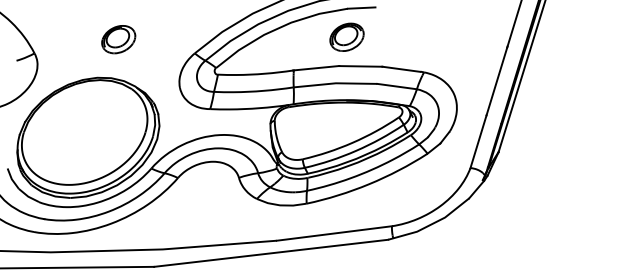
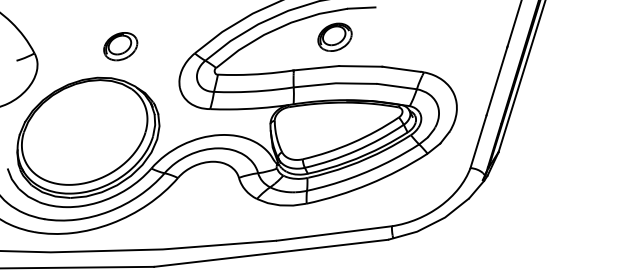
part position: (346, 36) -> (334, 36) (334, 36)
part position: (118, 39) -> (120, 46) (120, 46)
